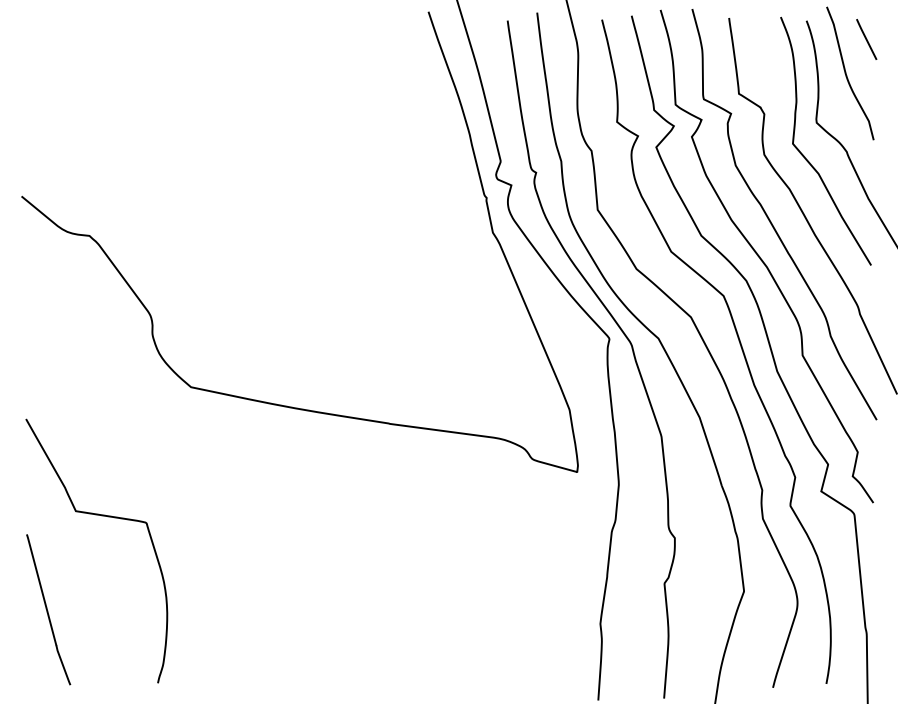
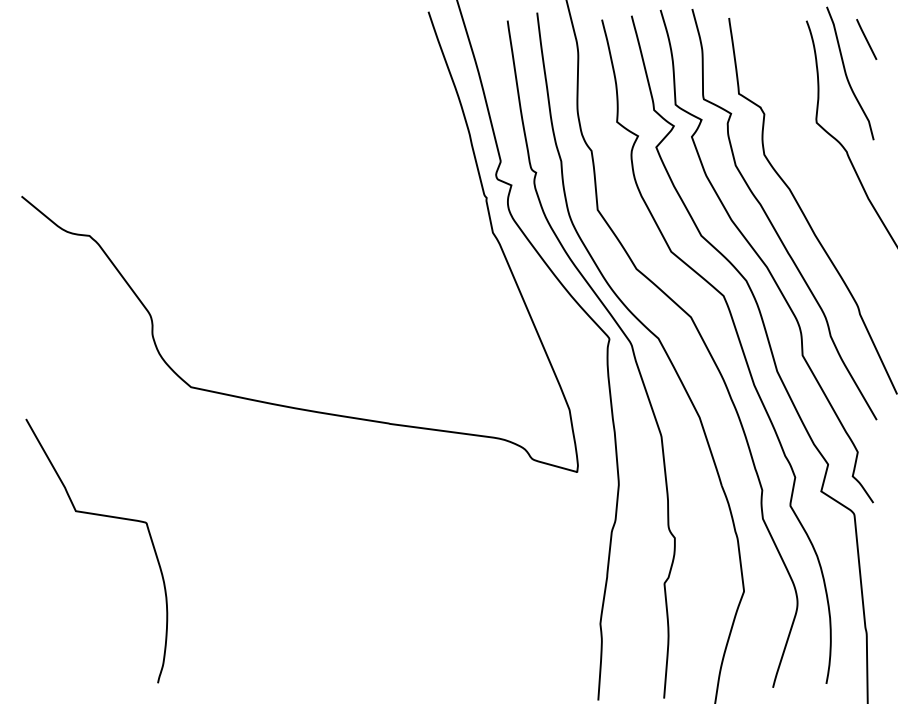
curve: present -> none (805, 156)
curve: present -> none (47, 609)
